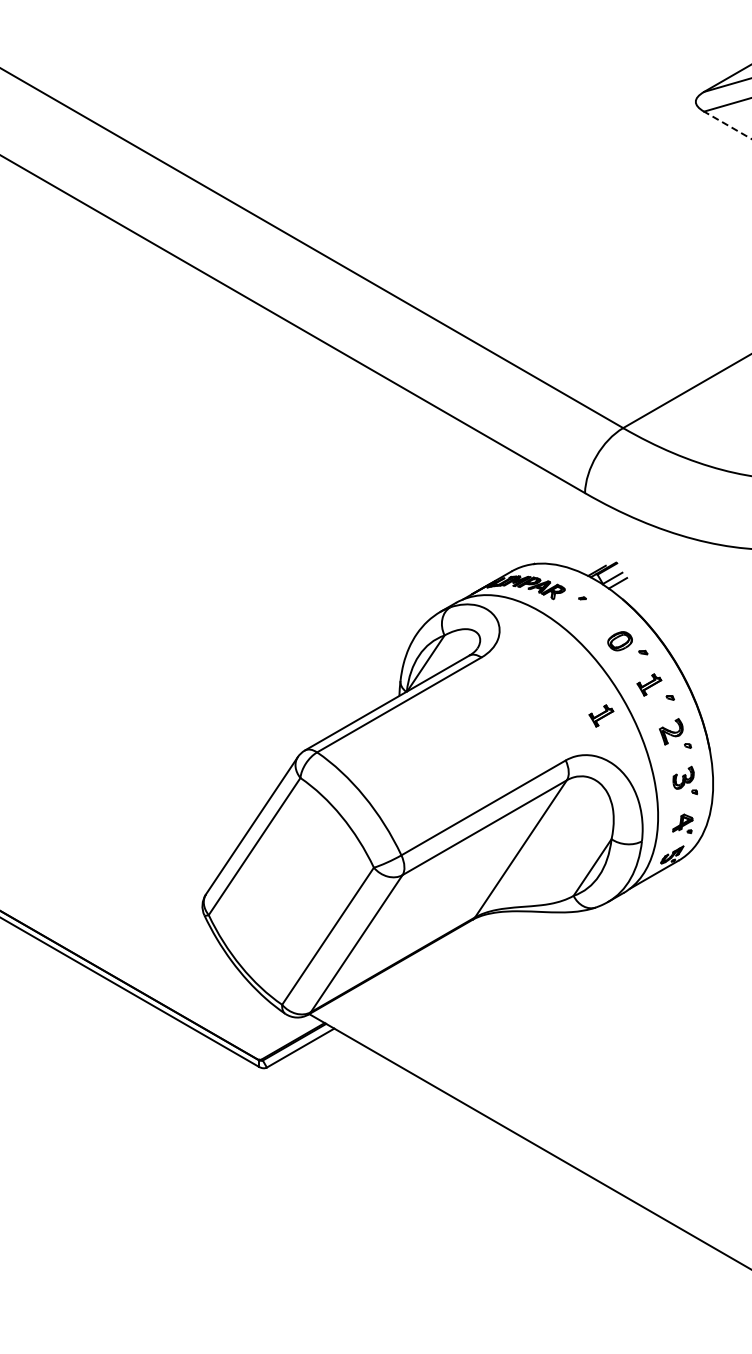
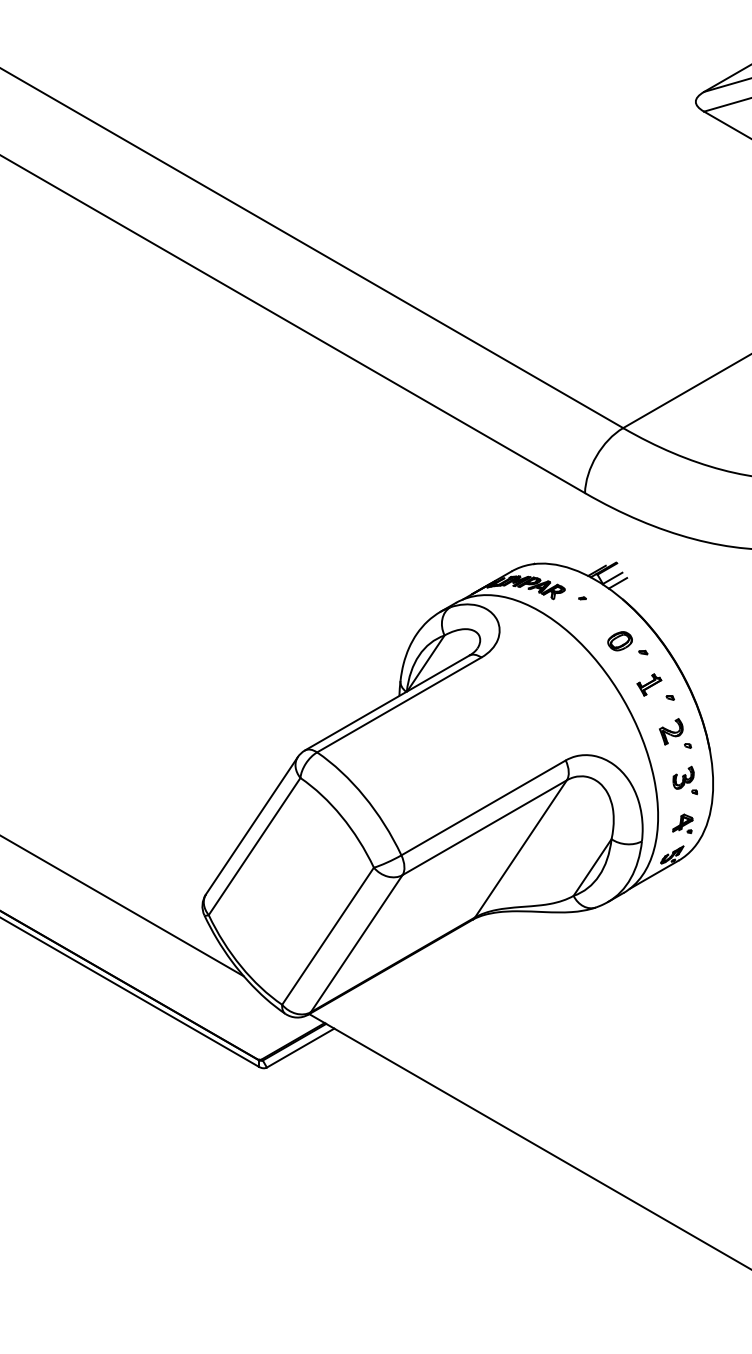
line: dashed -> solid (727, 125)
part: present -> none (601, 715)
line: none -> present (122, 906)
